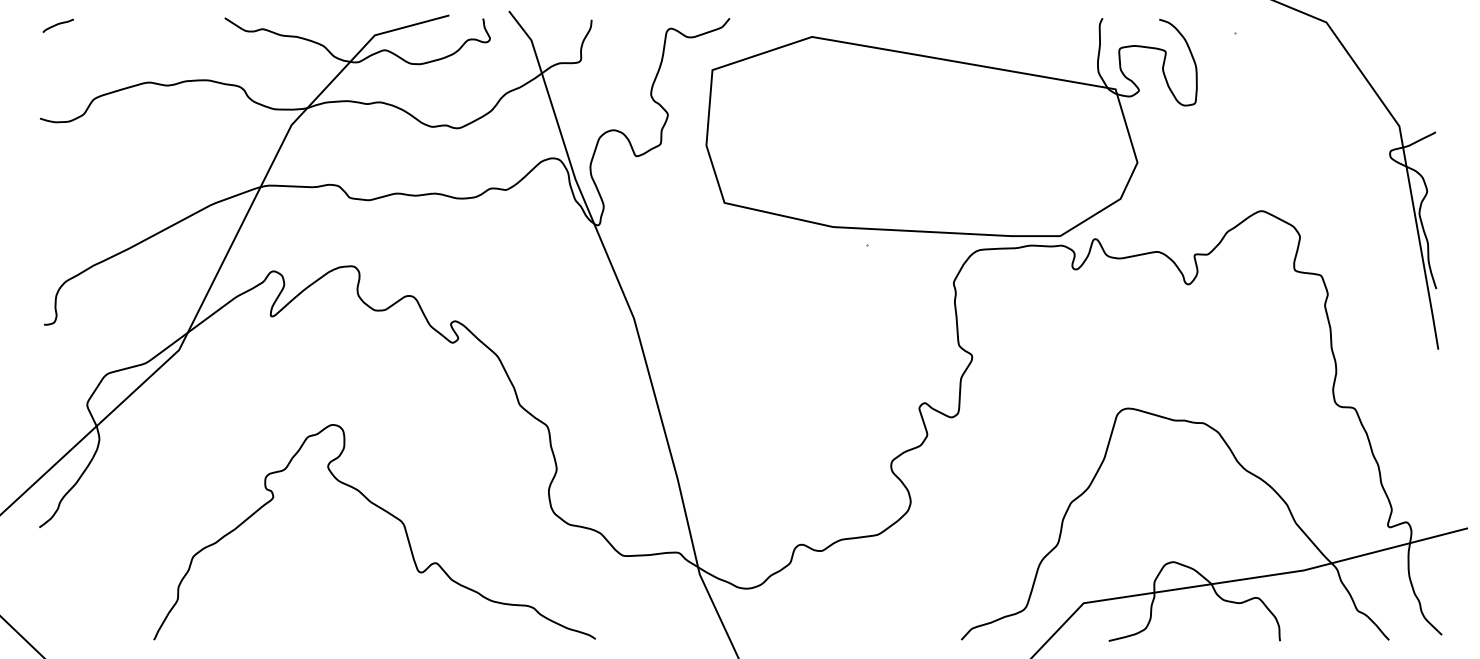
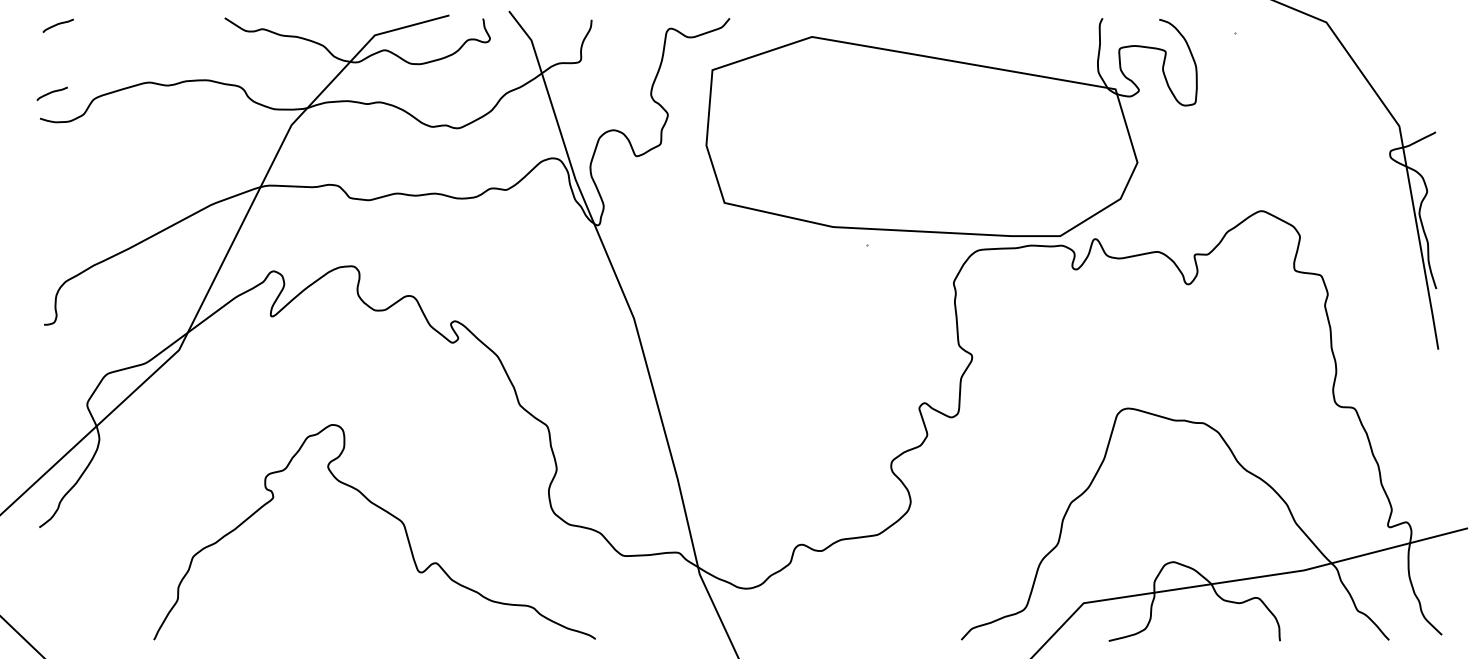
curve: none -> present (51, 93)
